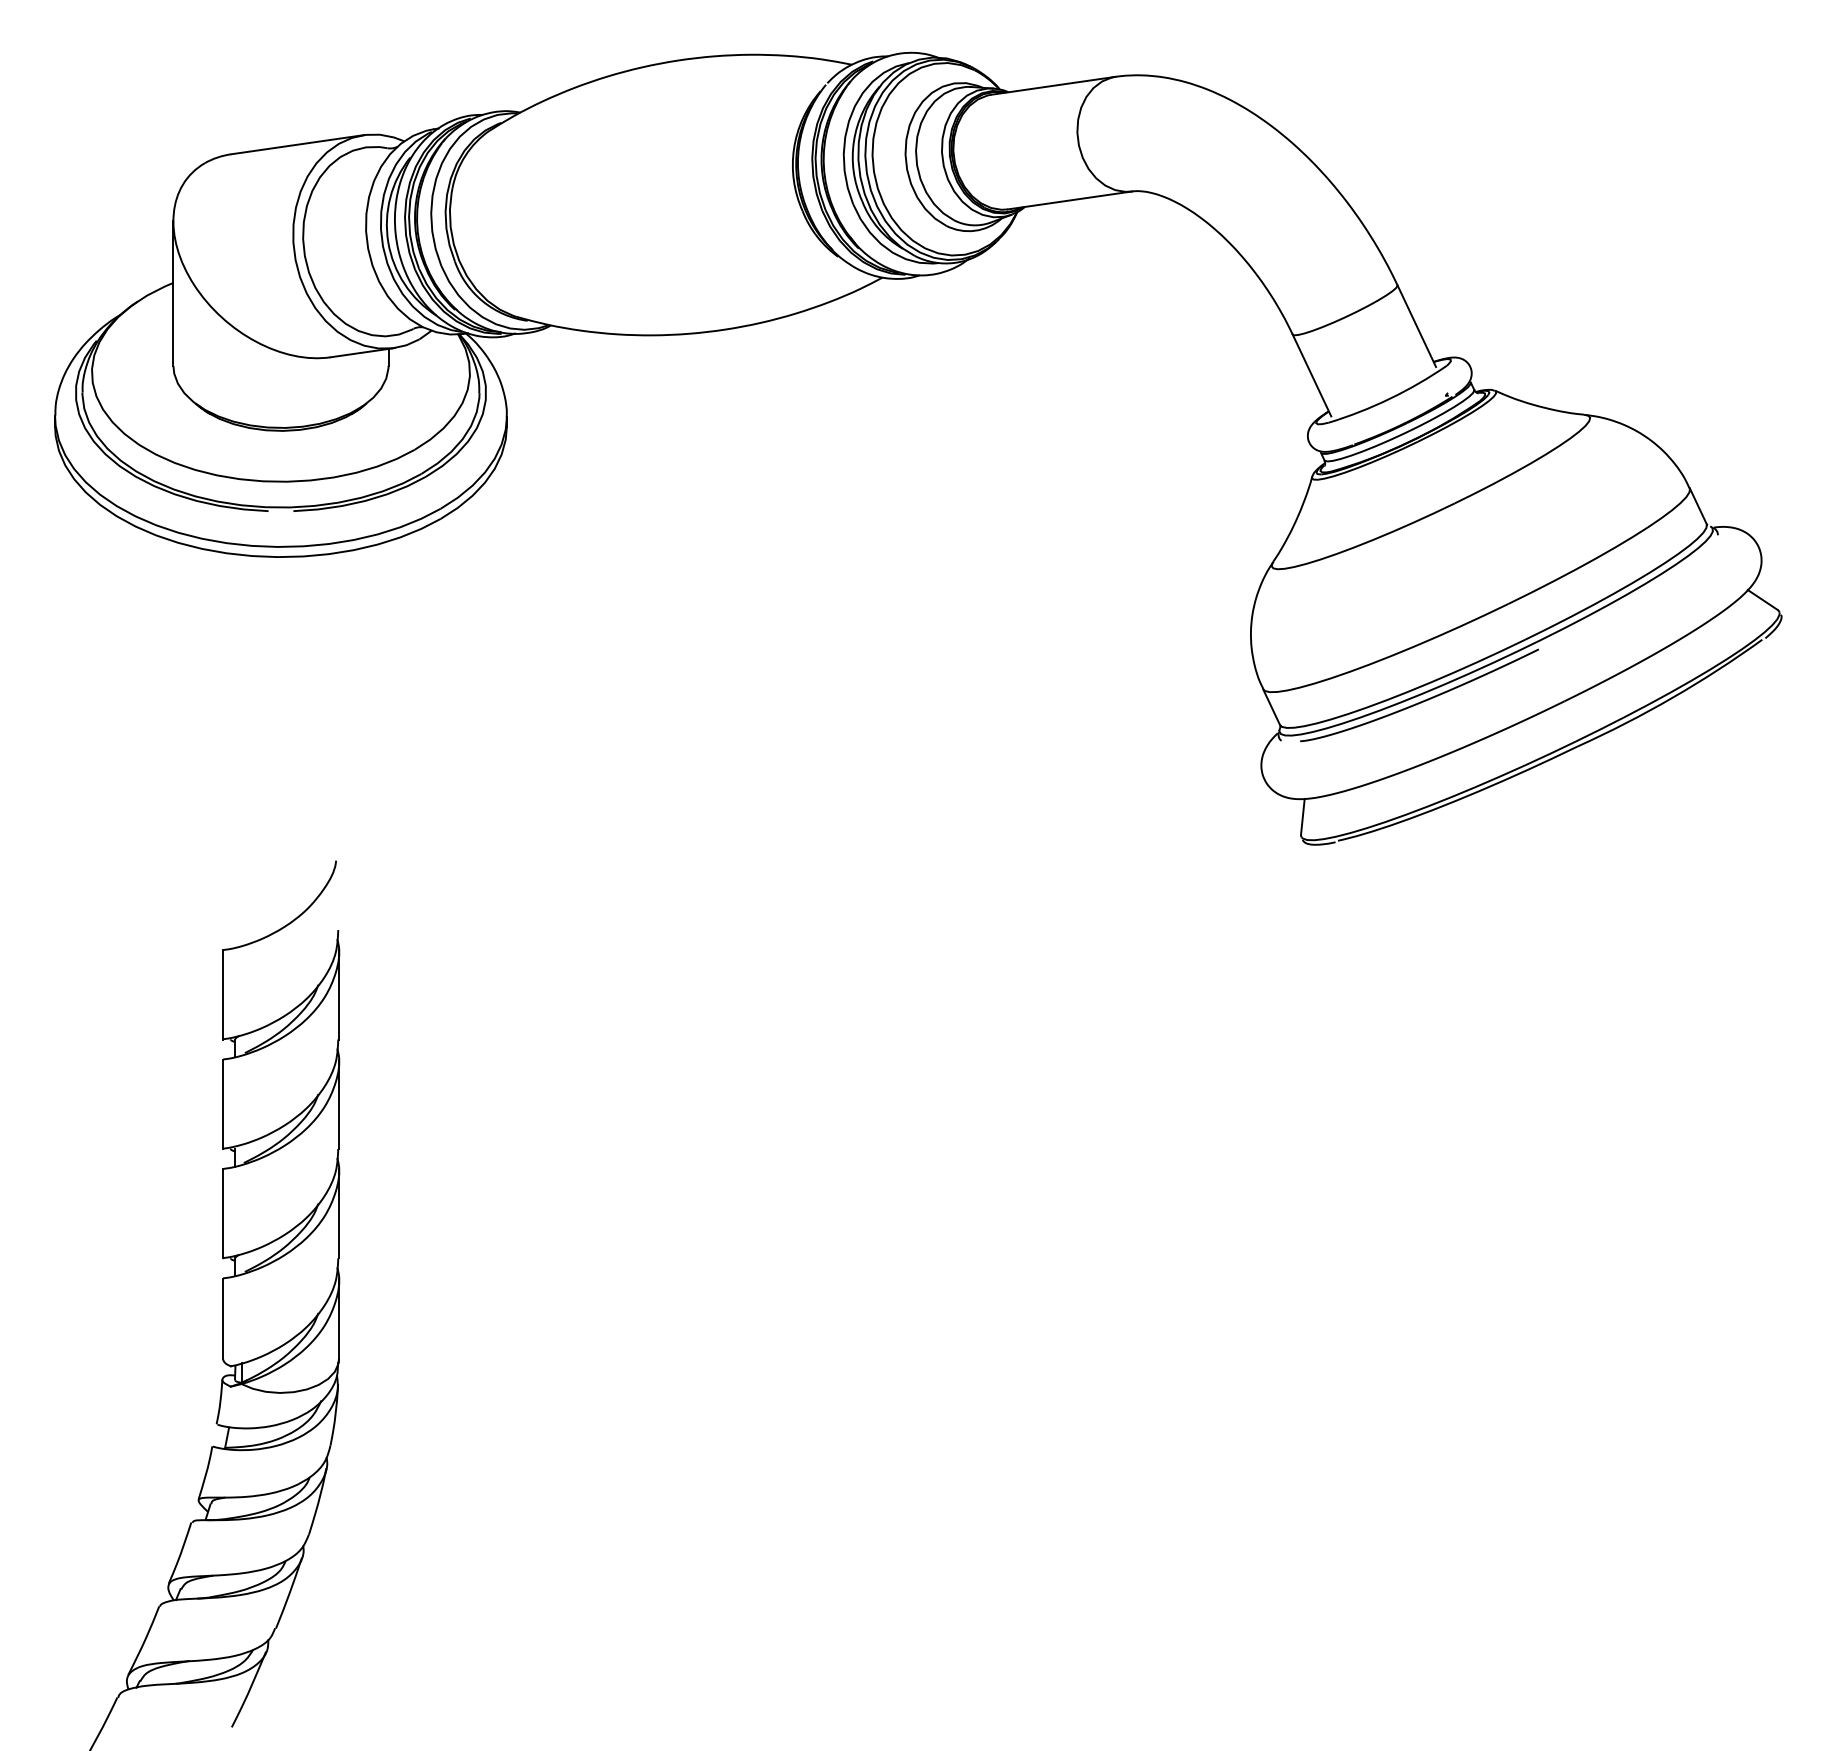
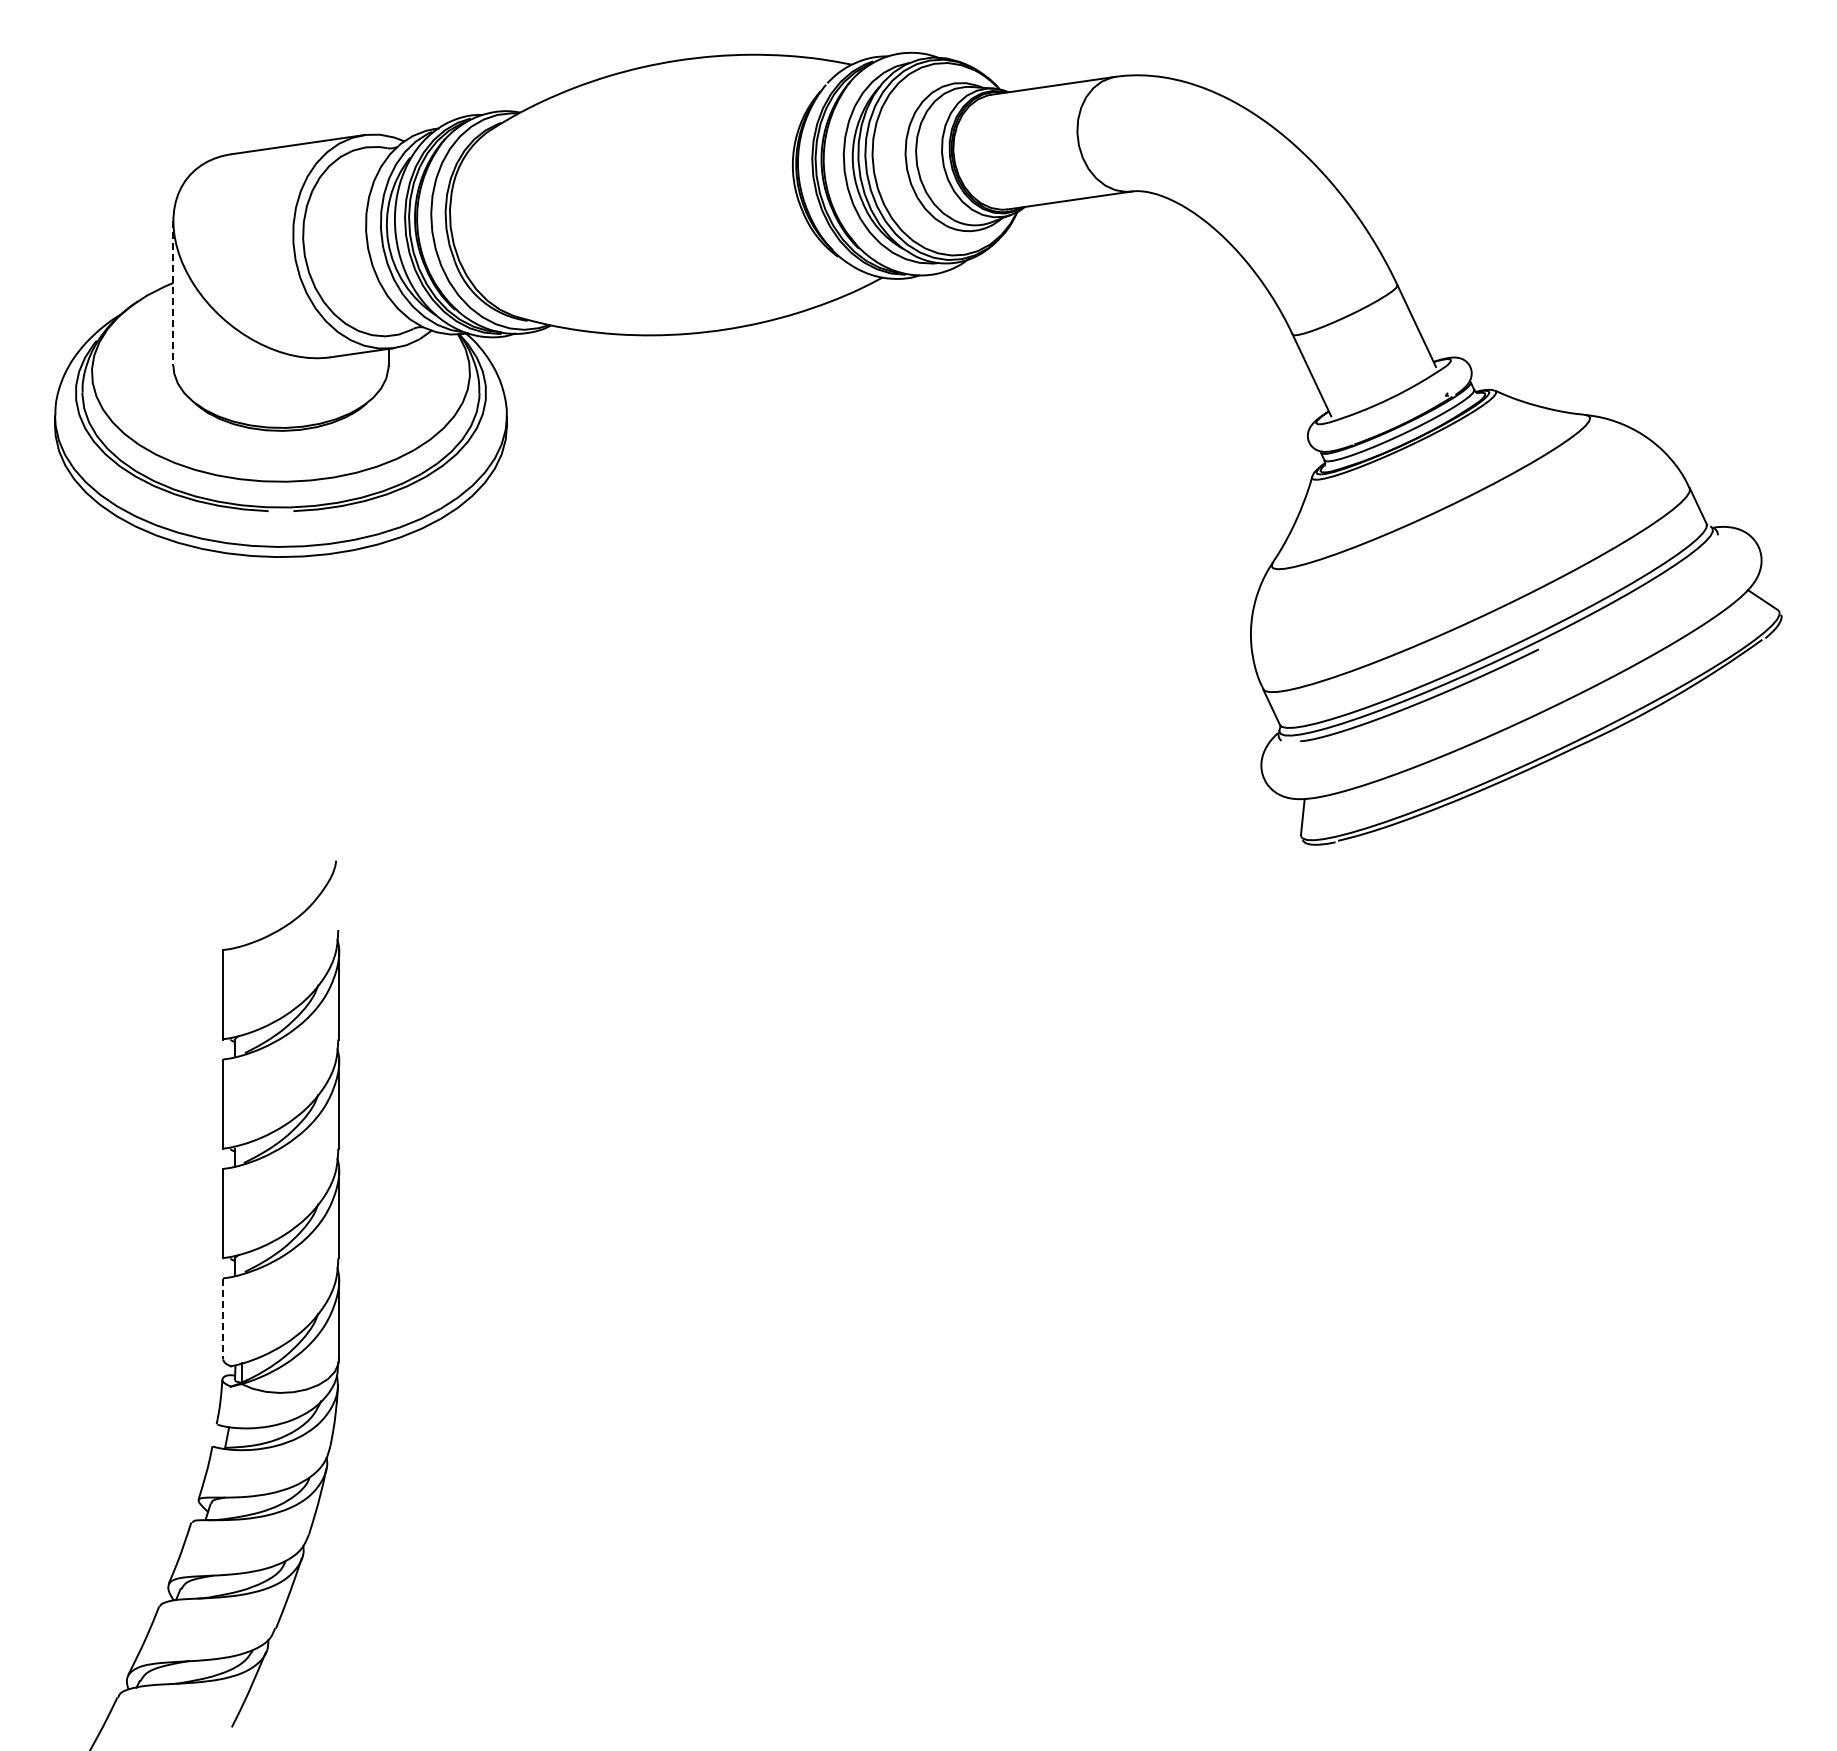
line: solid -> dashed (173, 294)
line: solid -> dashed (223, 1319)
